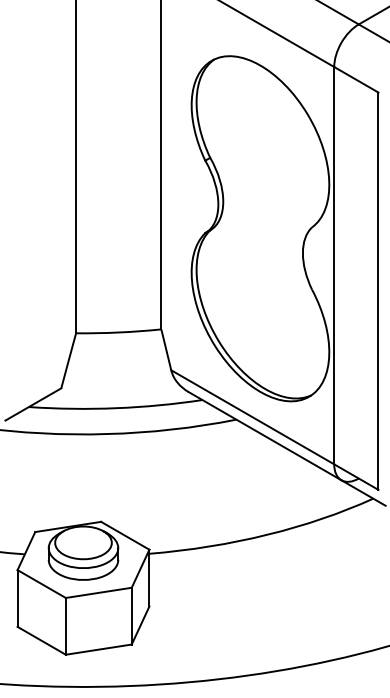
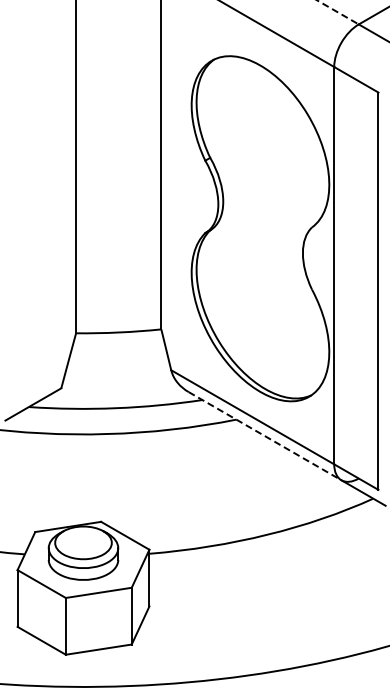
line: solid -> dashed (338, 12)
line: solid -> dashed (265, 436)
